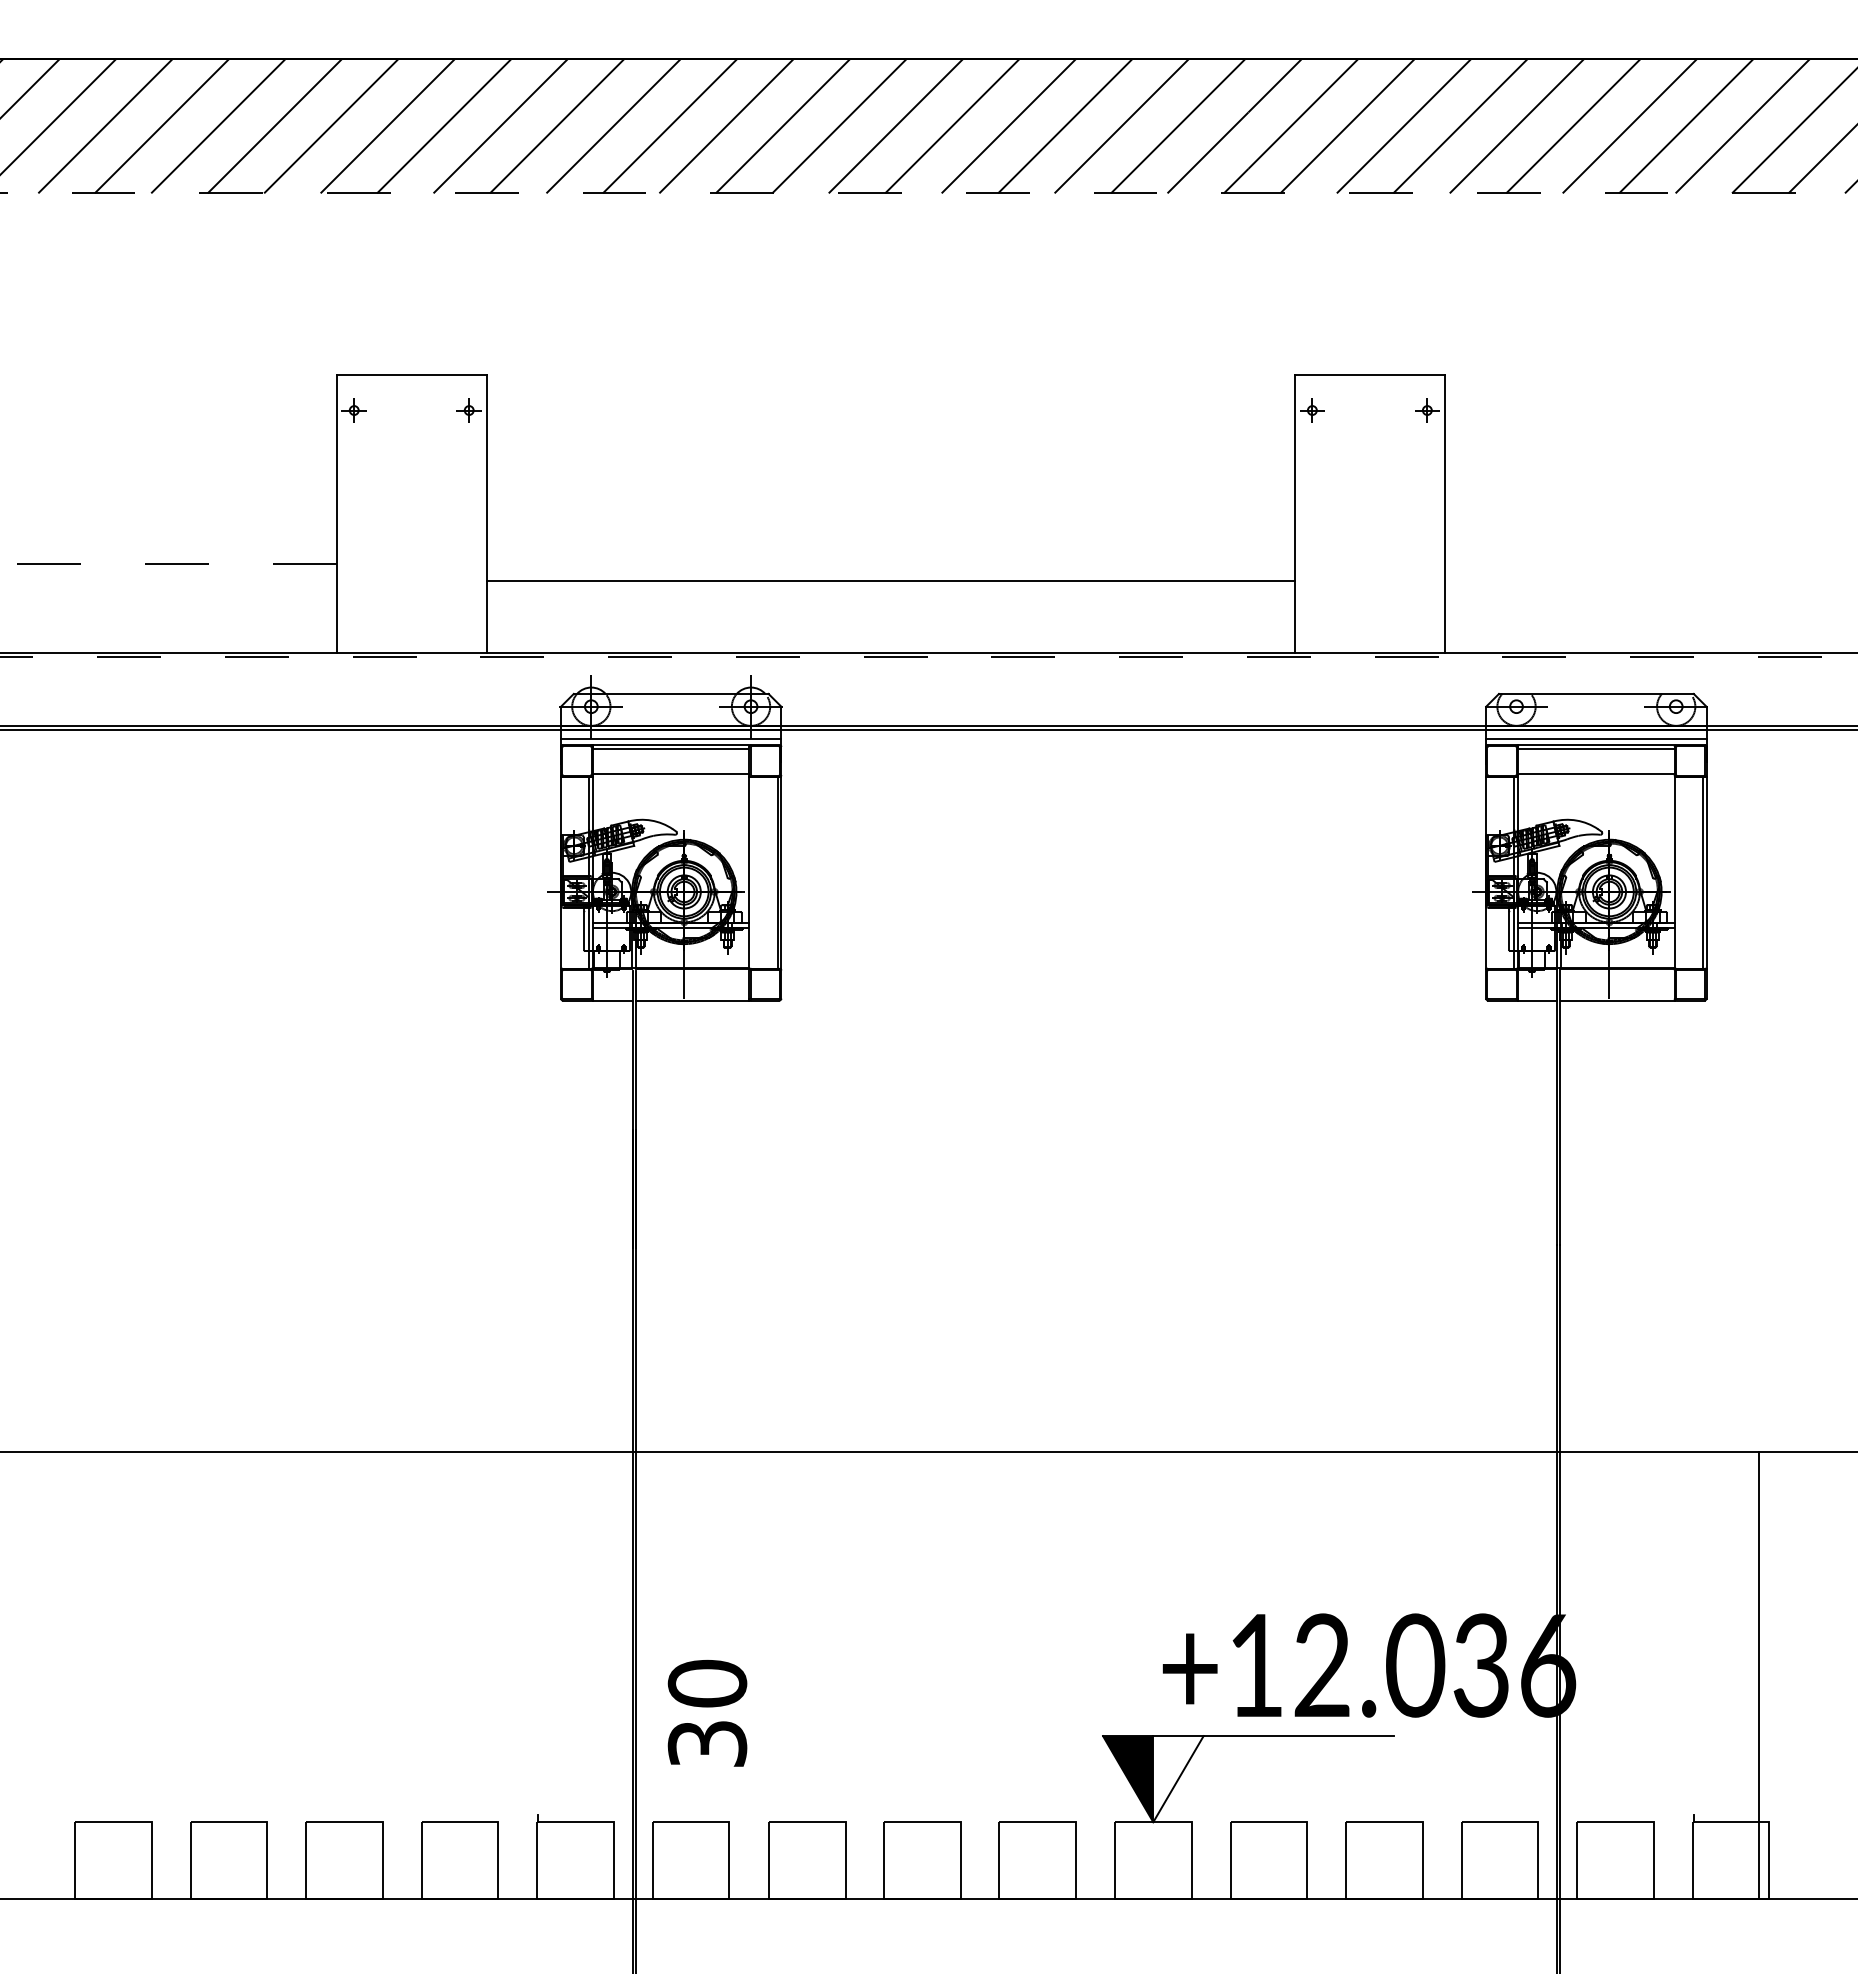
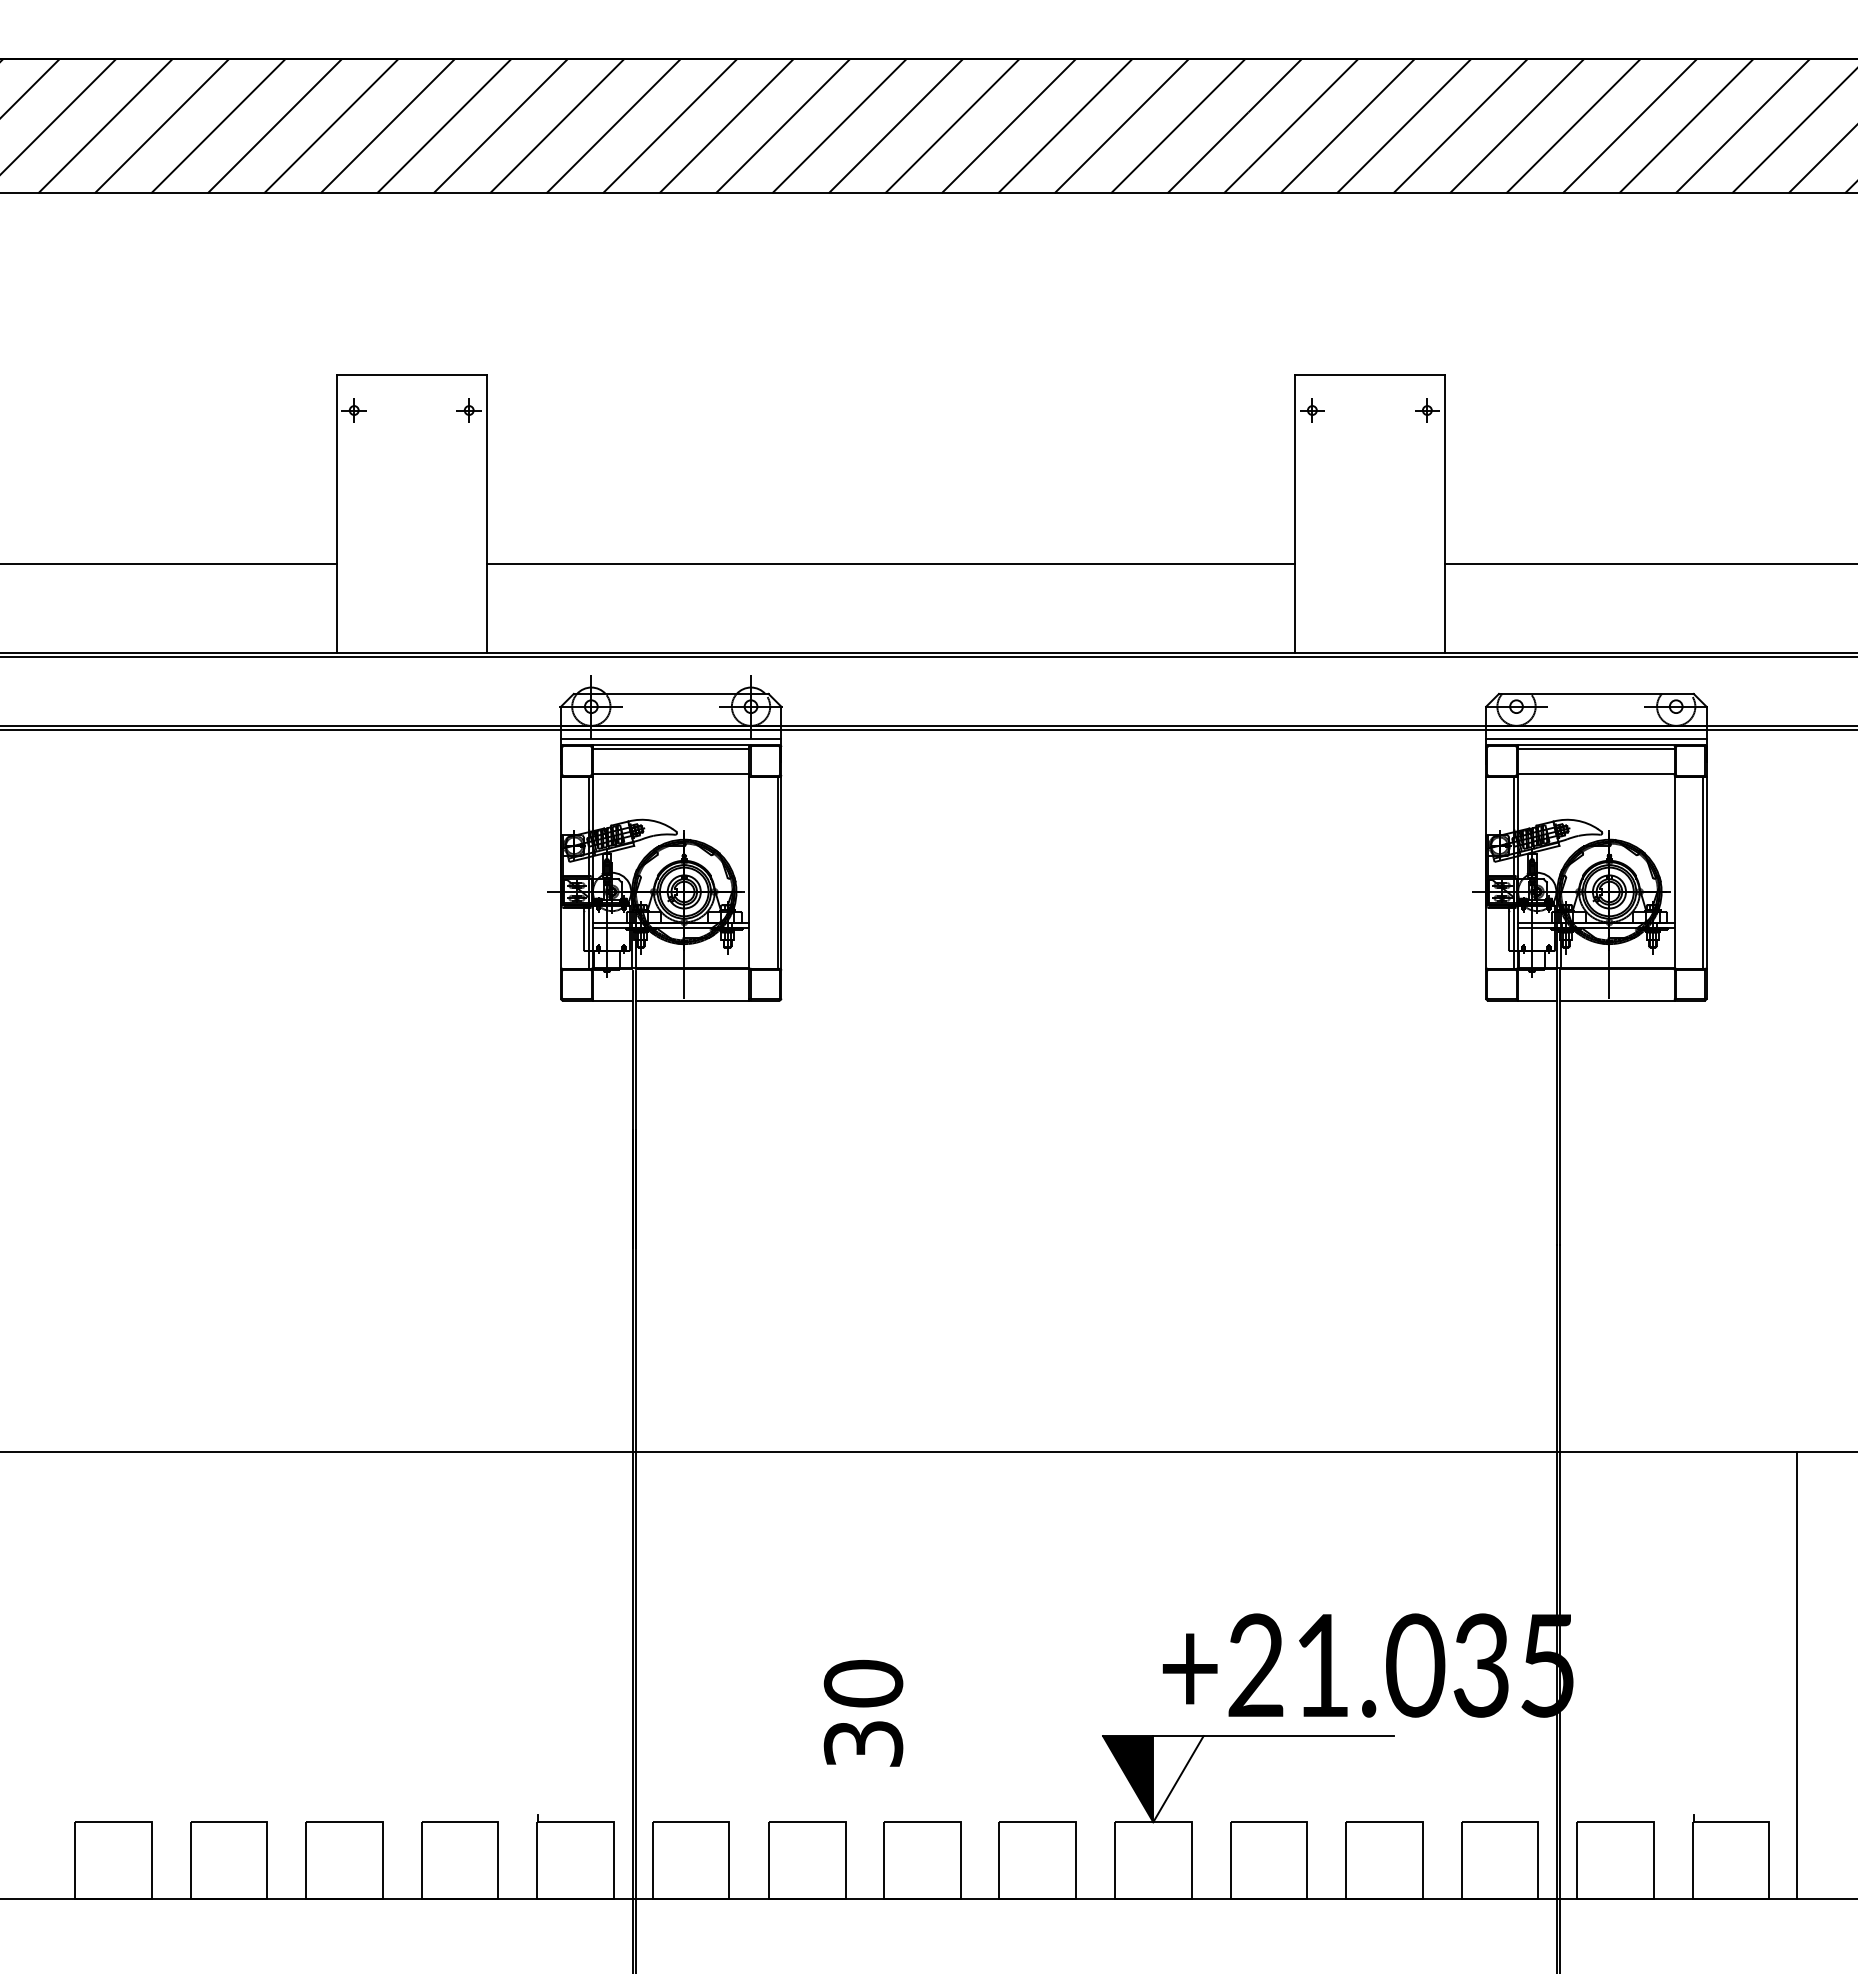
line: dashed -> solid (929, 193)
line: dashed -> solid (167, 563)
line: none -> present (1649, 563)
line position: (890, 580) -> (890, 563) (890, 563)
line: dashed -> solid (929, 657)
text: +12.036 -> +21.035 (1402, 1665)
line position: (1758, 1674) -> (1796, 1674) (1796, 1674)
text position: (707, 1713) -> (863, 1713) (863, 1713)
